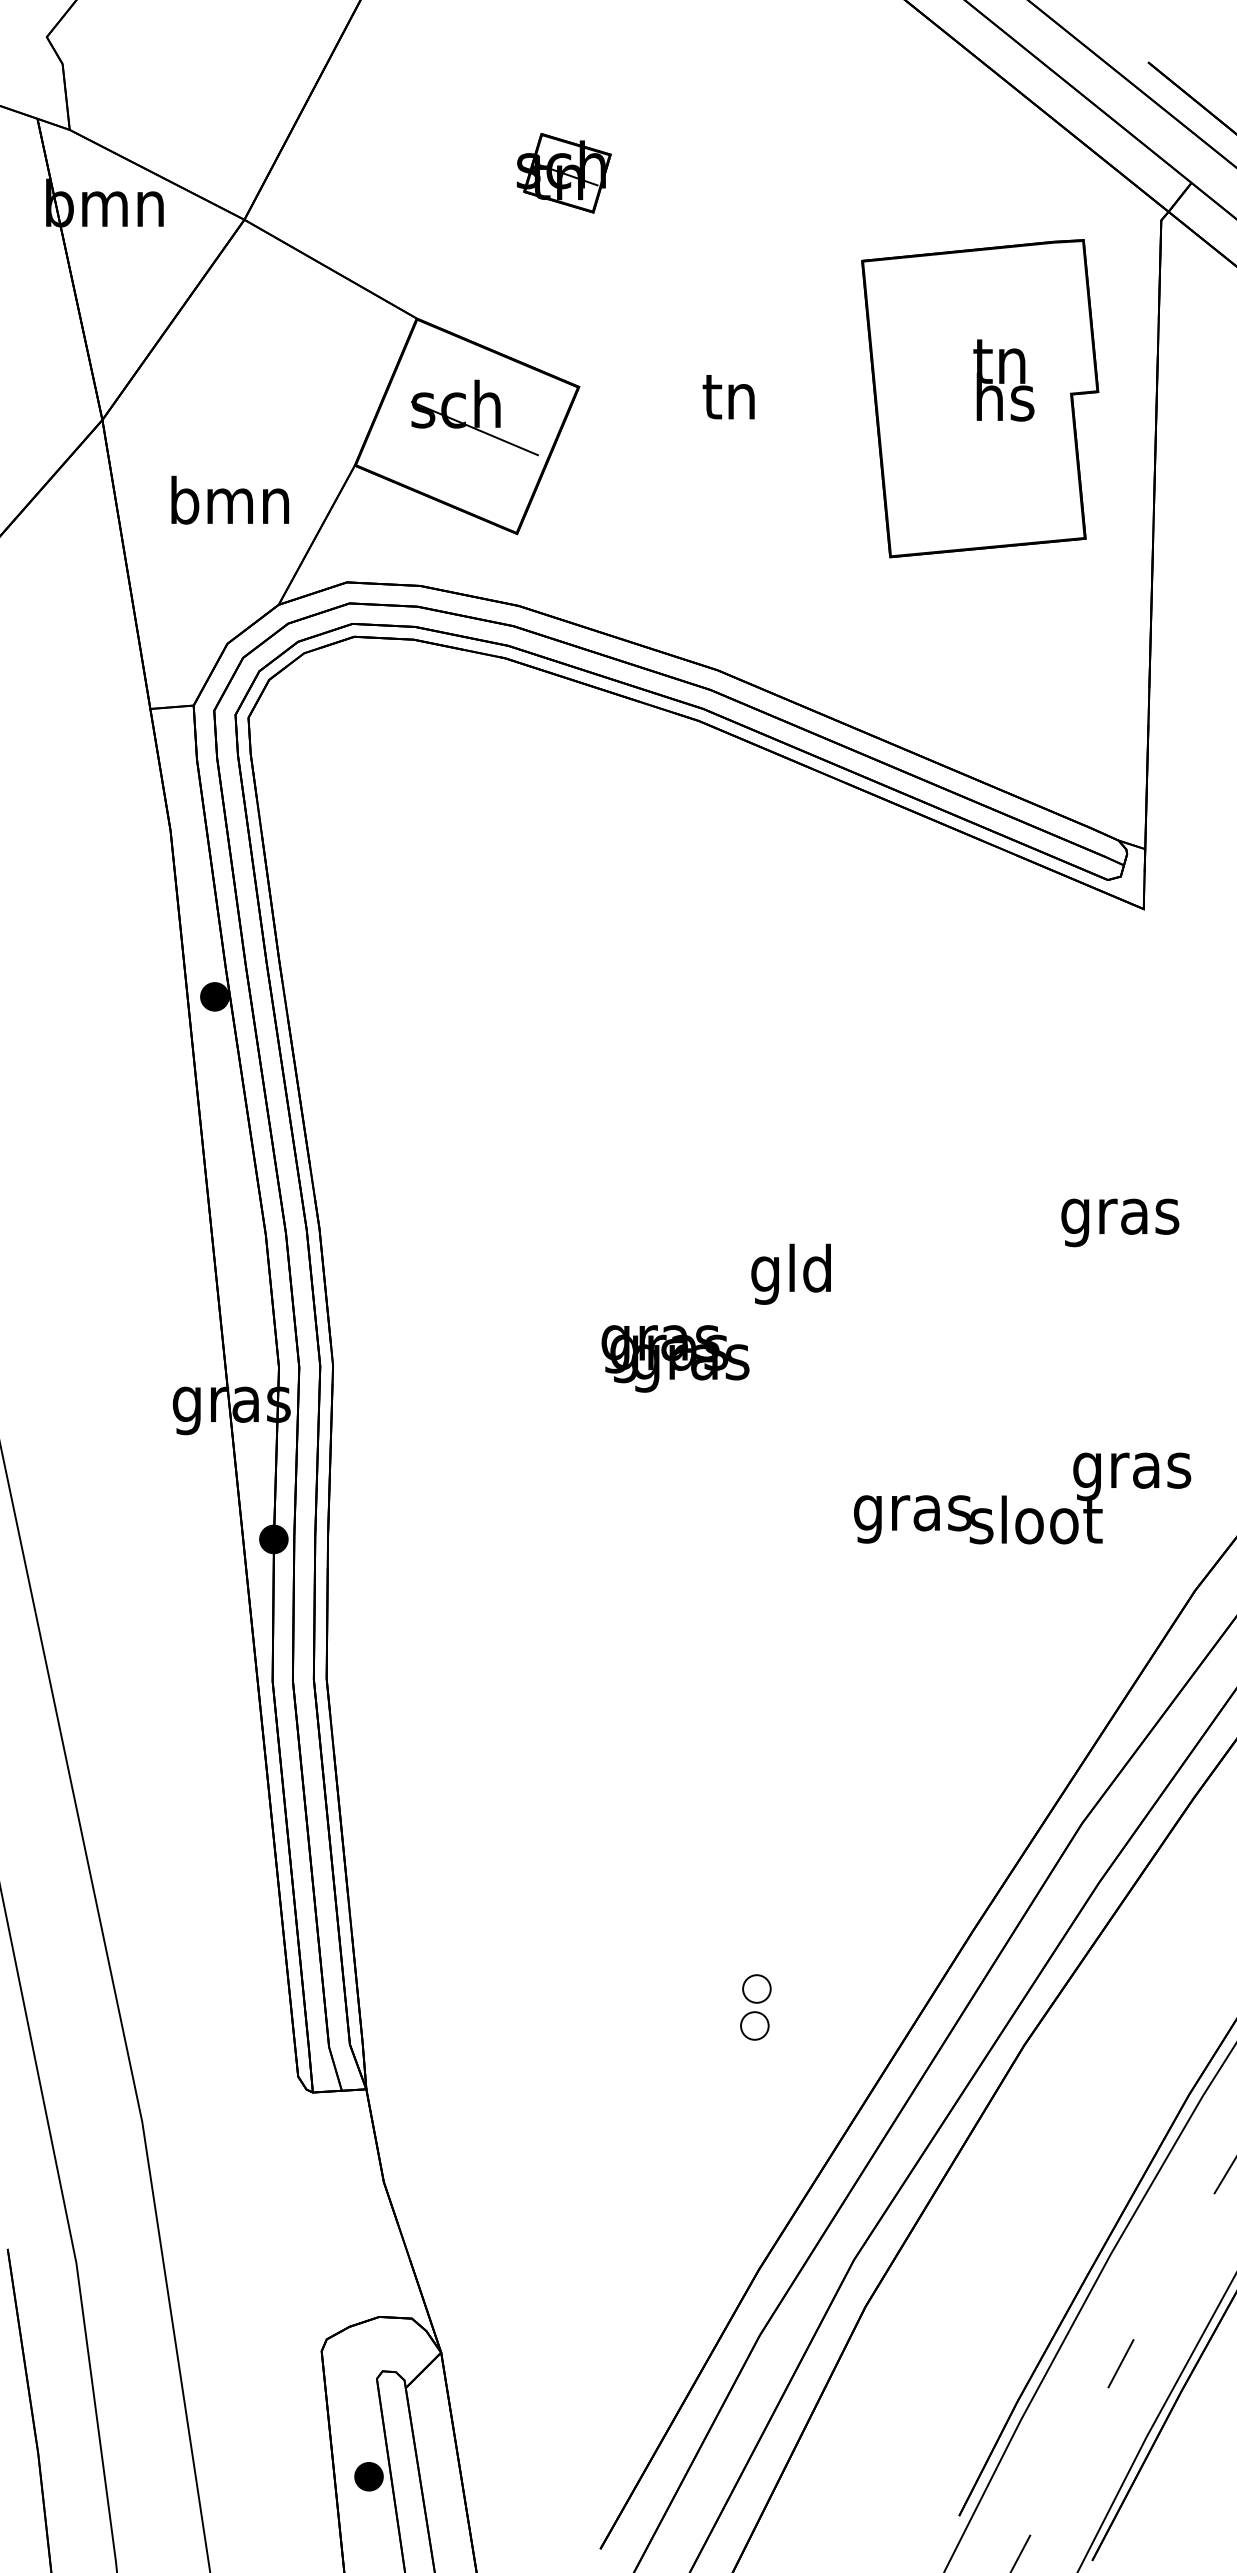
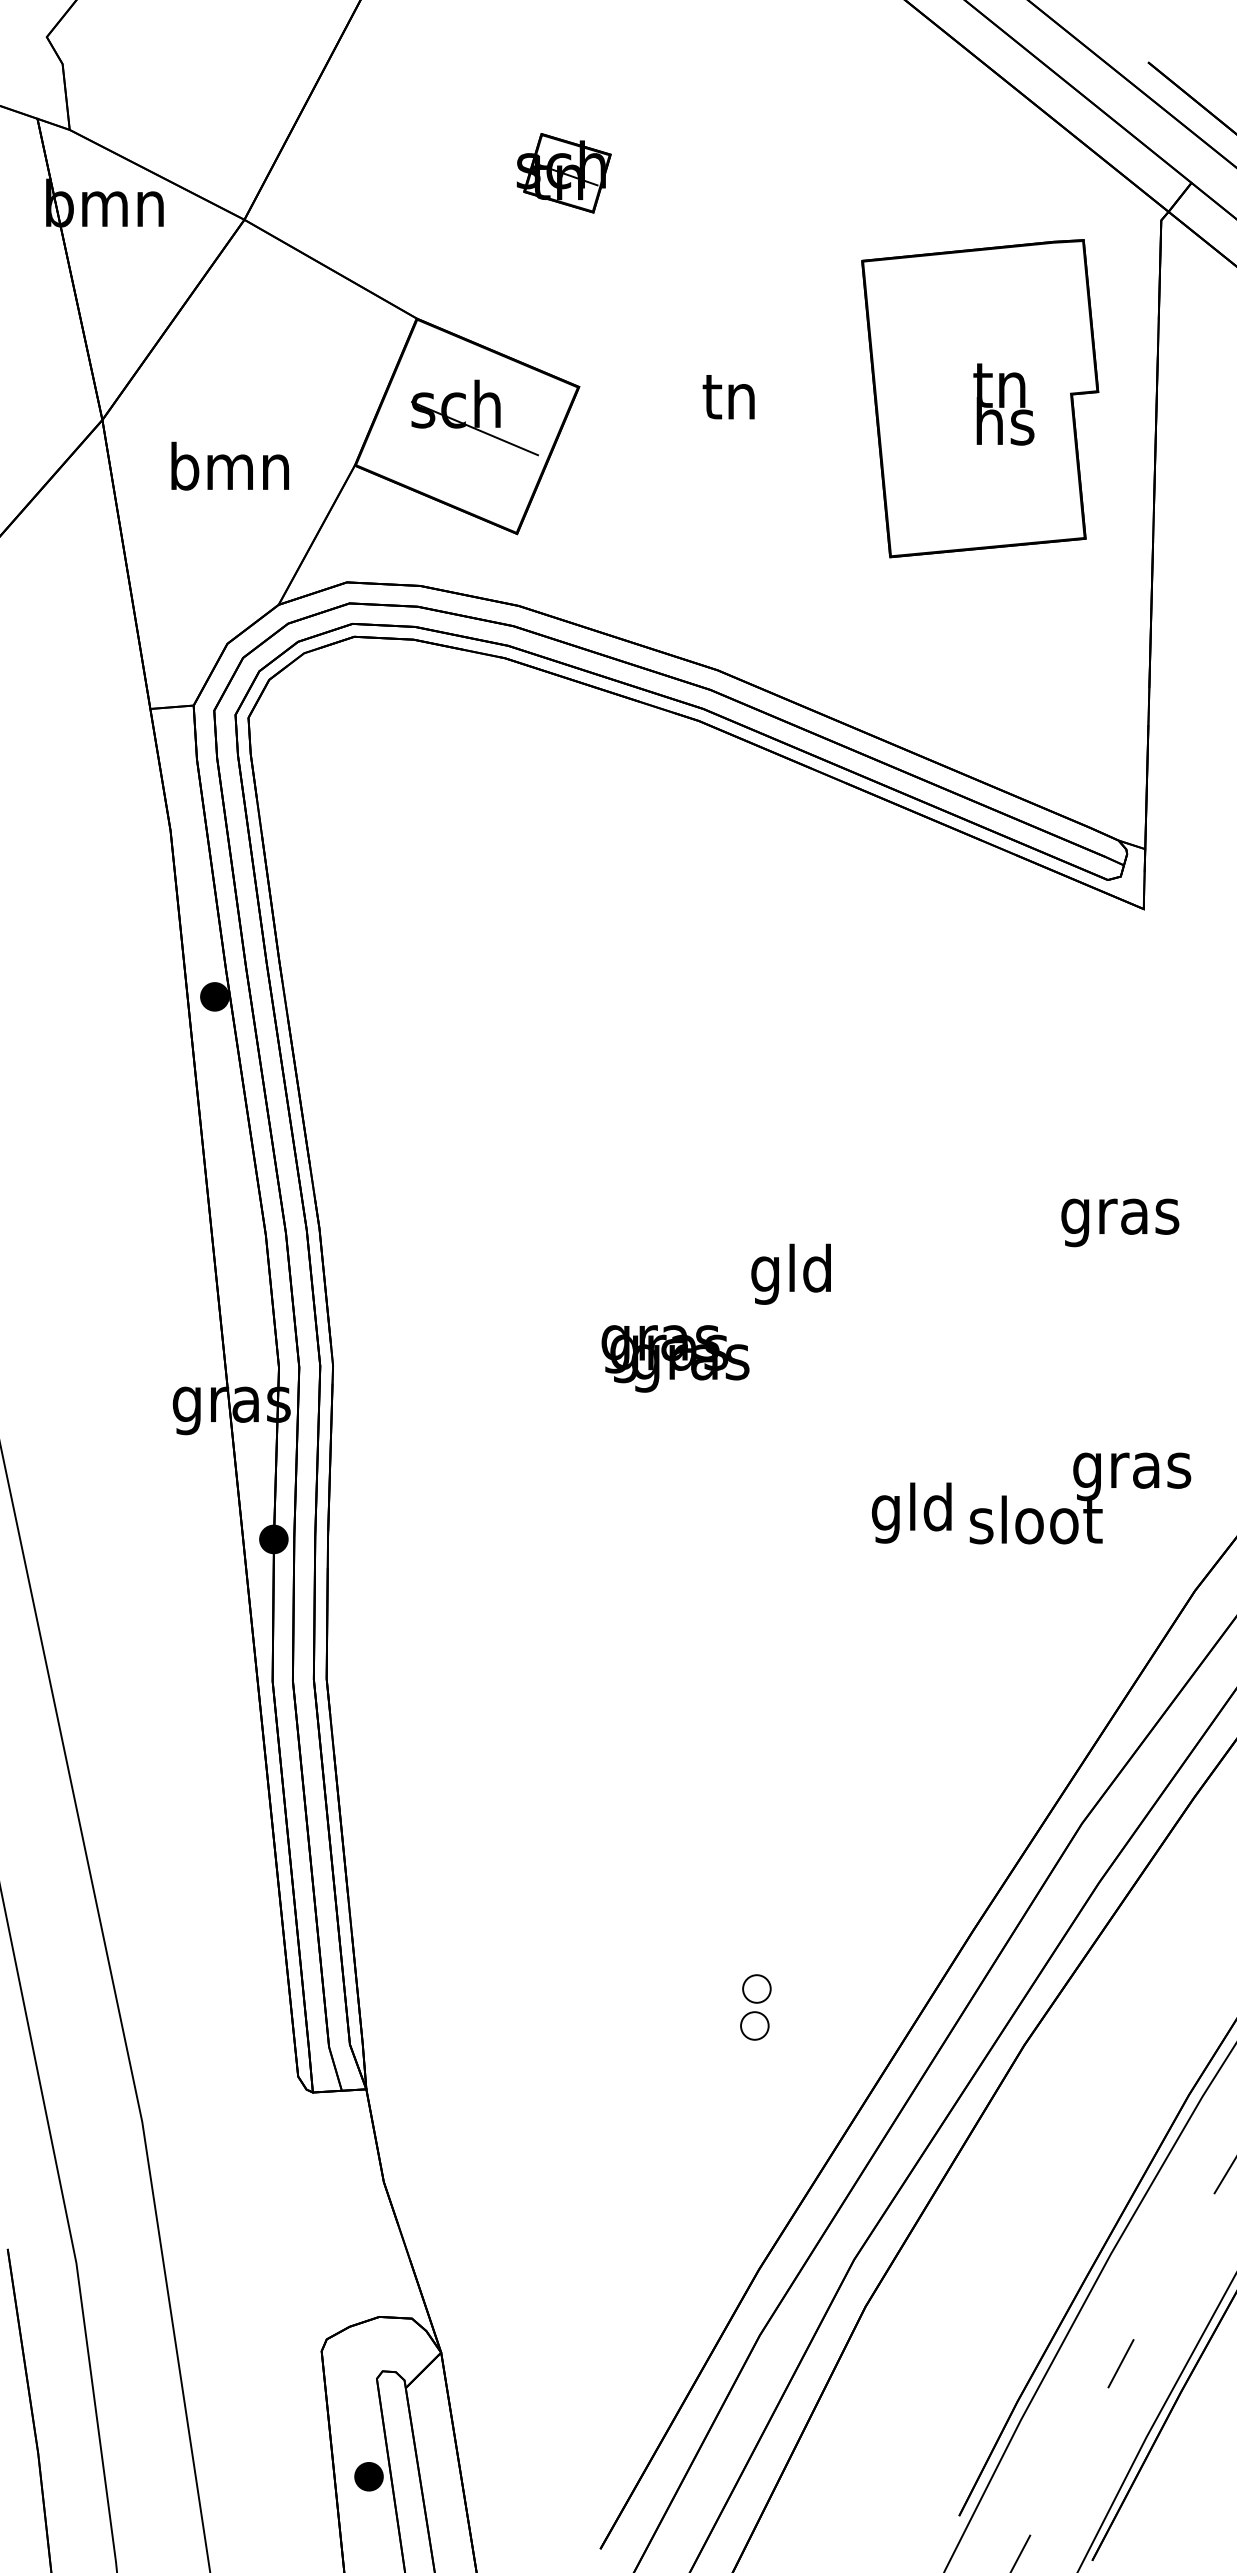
text position: (1003, 380) -> (1003, 404) (1003, 404)
text position: (229, 499) -> (229, 465) (229, 465)
text: gras -> gld (912, 1512)
